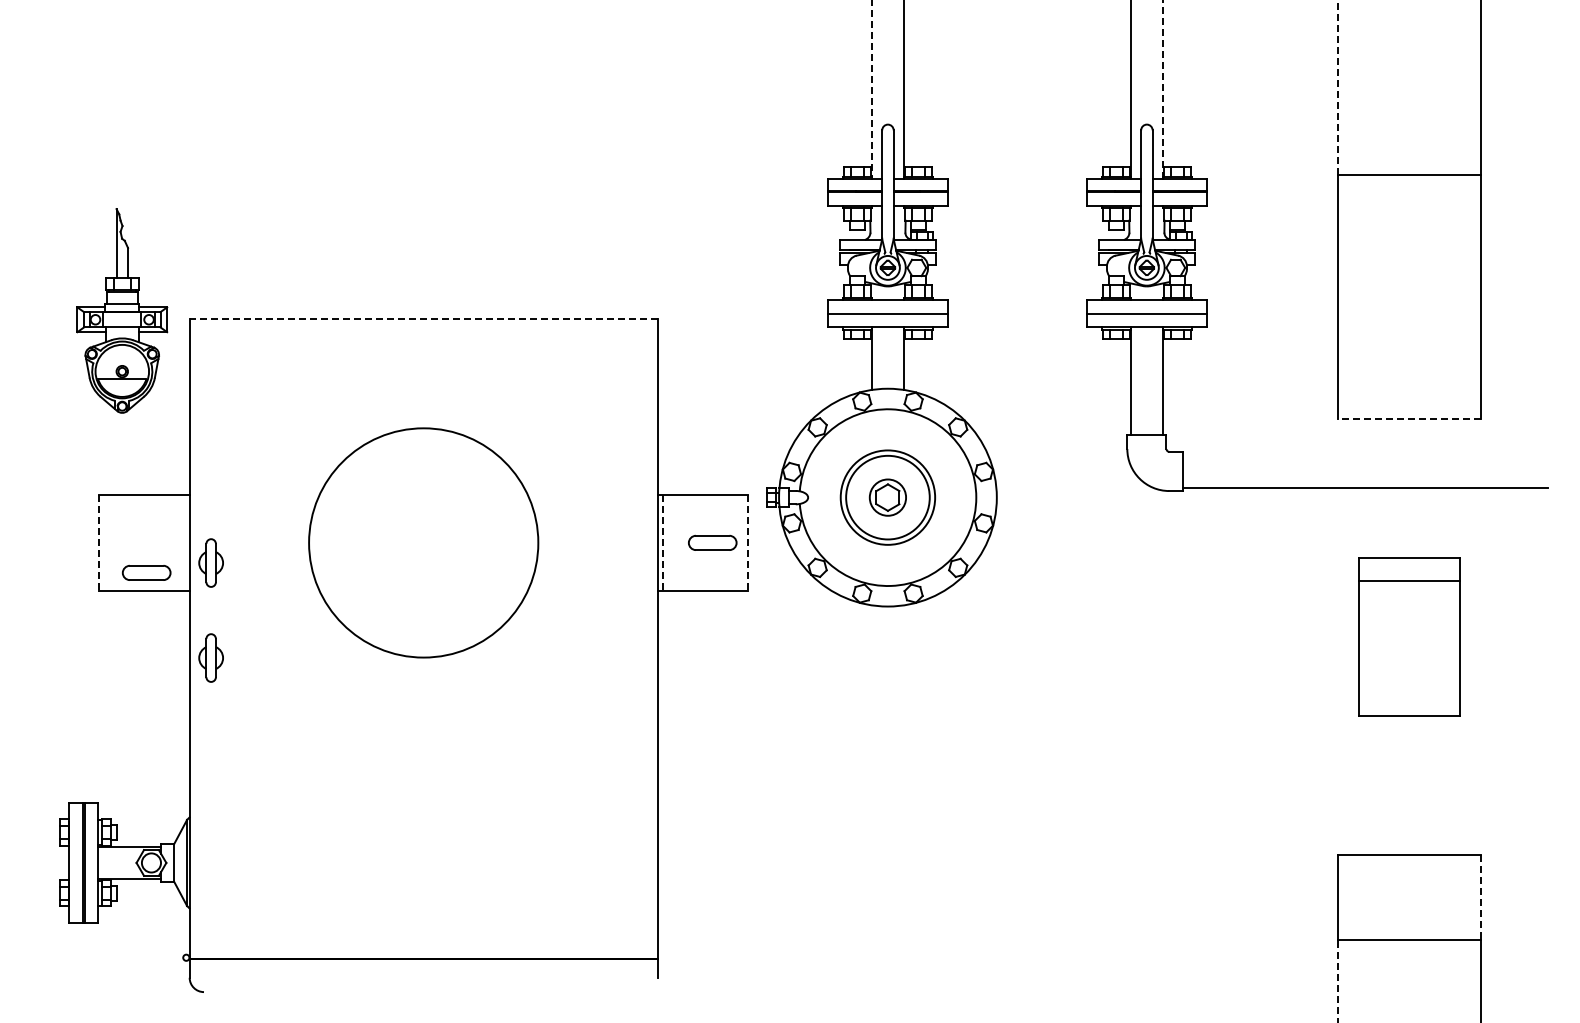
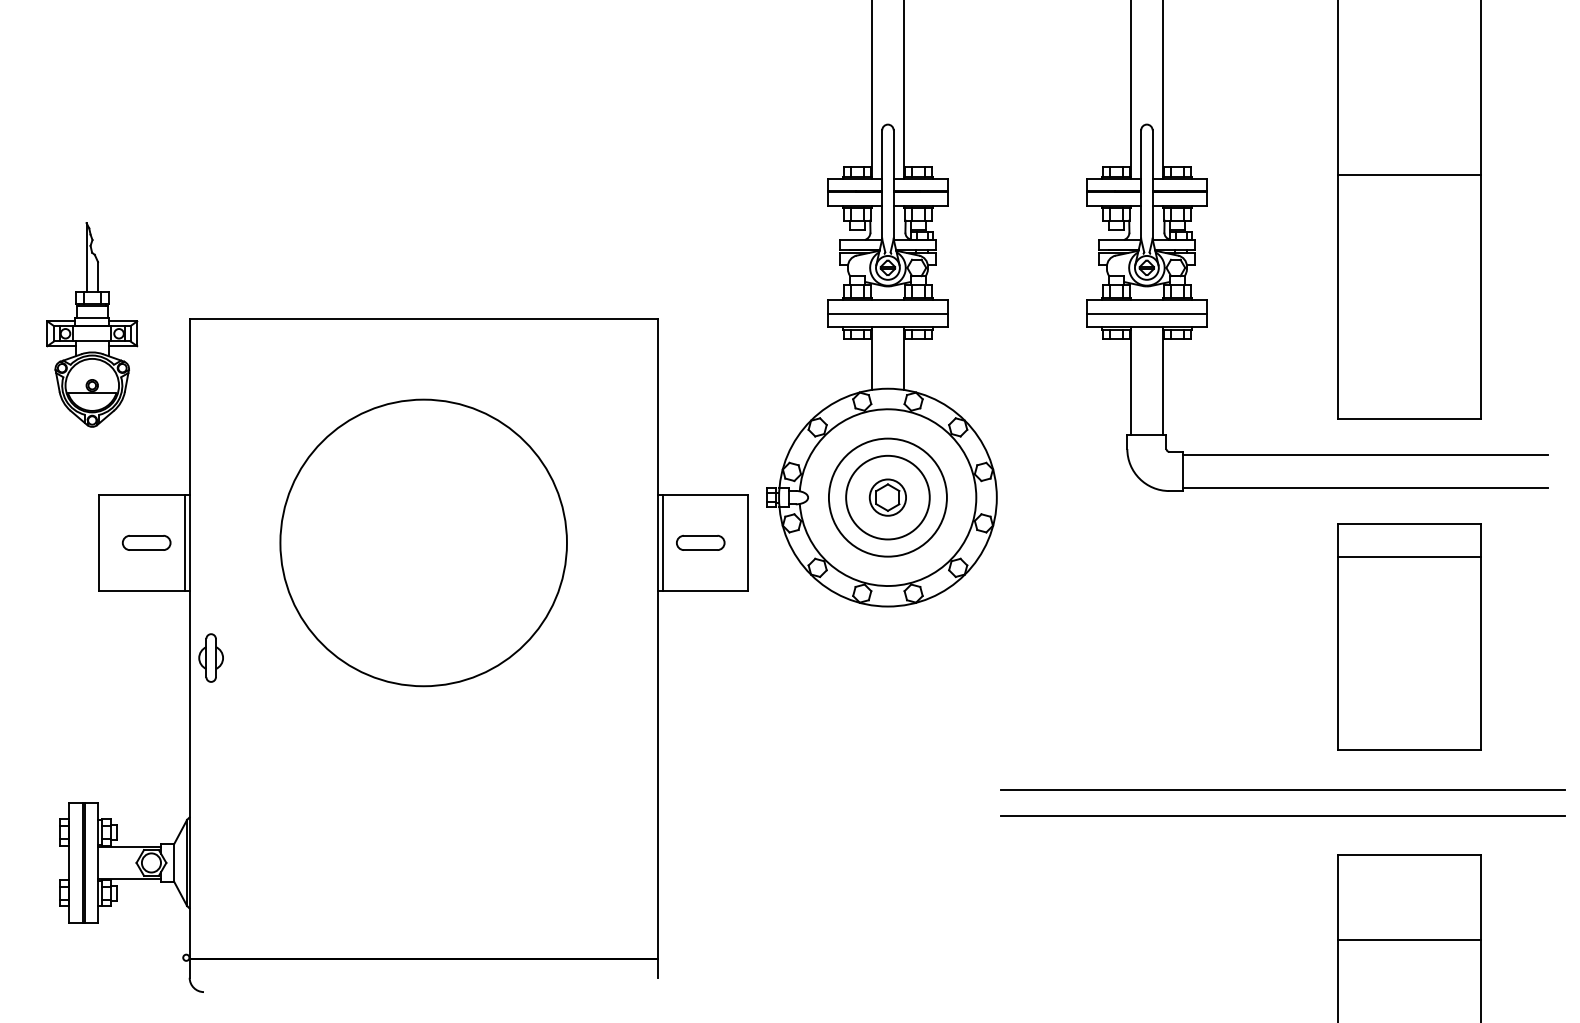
line: dashed -> solid (1337, 87)
line: dashed -> solid (871, 89)
line: dashed -> solid (1163, 90)
part position: (122, 310) -> (92, 324) (92, 324)
line: dashed -> solid (423, 318)
line: dashed -> solid (1409, 418)
line: none -> present (1365, 455)
circle diameter: 94 px -> 118 px (887, 497)
line: dashed -> solid (98, 542)
line: none -> present (184, 542)
circle diameter: 229 px -> 287 px (423, 542)
line: dashed -> solid (662, 542)
part position: (712, 542) -> (700, 542) (700, 542)
line: dashed -> solid (748, 542)
part: present -> none (210, 562)
part position: (146, 572) -> (146, 542) (146, 542)
part size: 103x160 px -> 145x228 px (1409, 636)
line: none -> present (1282, 789)
line: none -> present (1282, 815)
line: dashed -> solid (1481, 897)
line: dashed -> solid (1337, 980)
